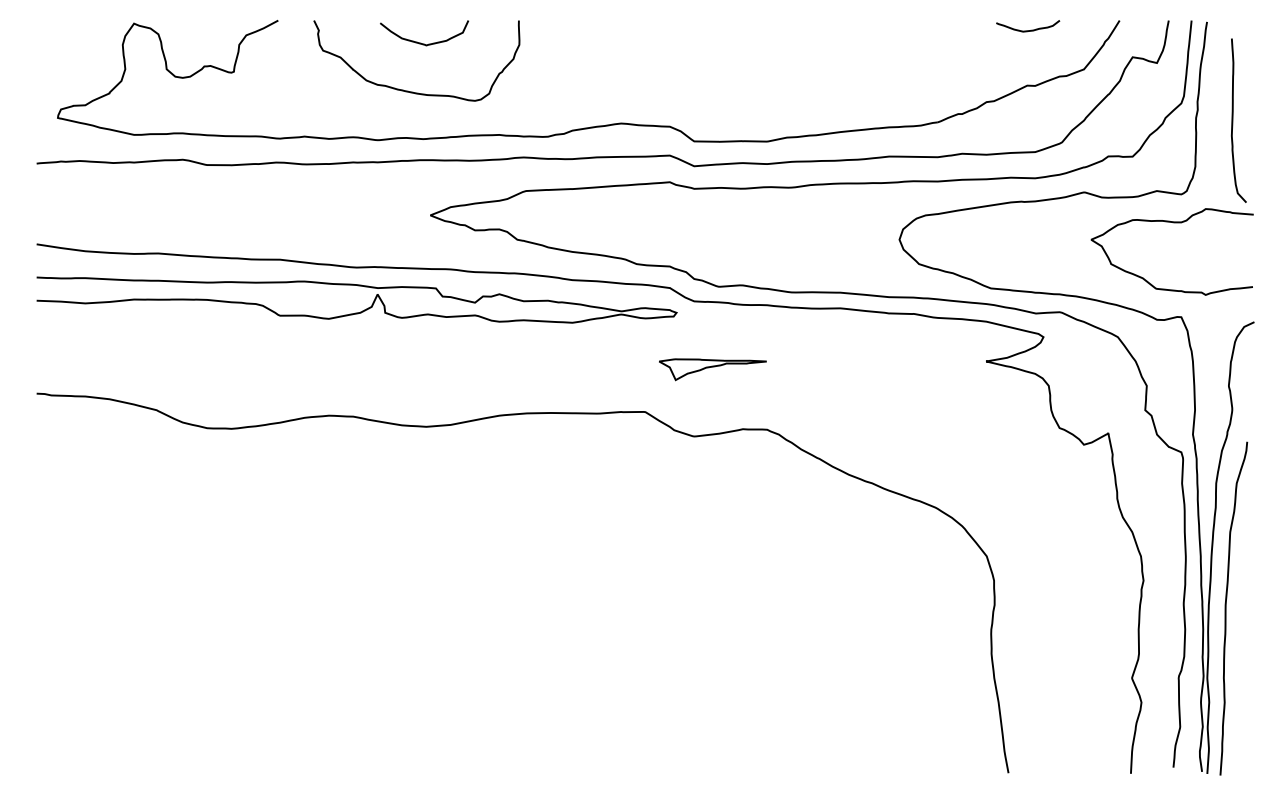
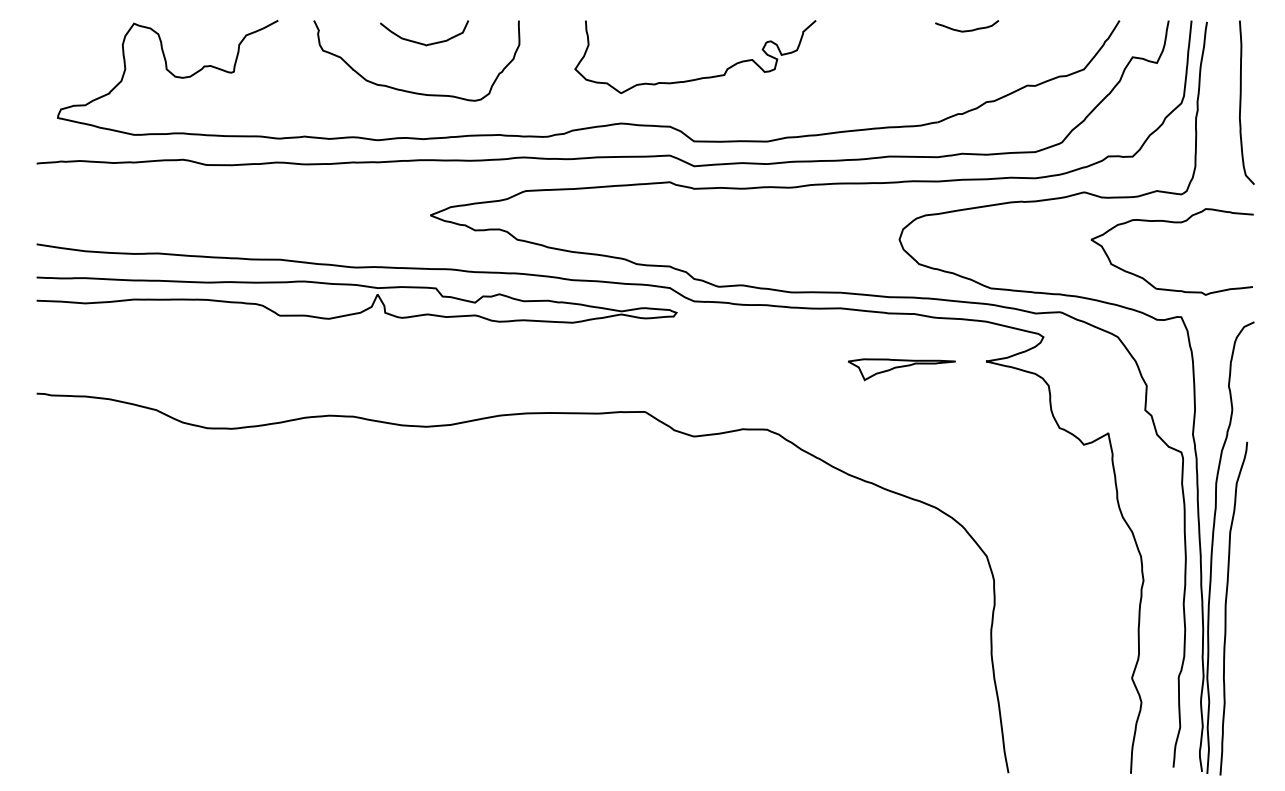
curve position: (1028, 30) -> (967, 30) (967, 30)
curve: none -> present (700, 77)
curve position: (1233, 120) -> (1241, 102) (1241, 102)
part position: (712, 369) -> (901, 369) (901, 369)
